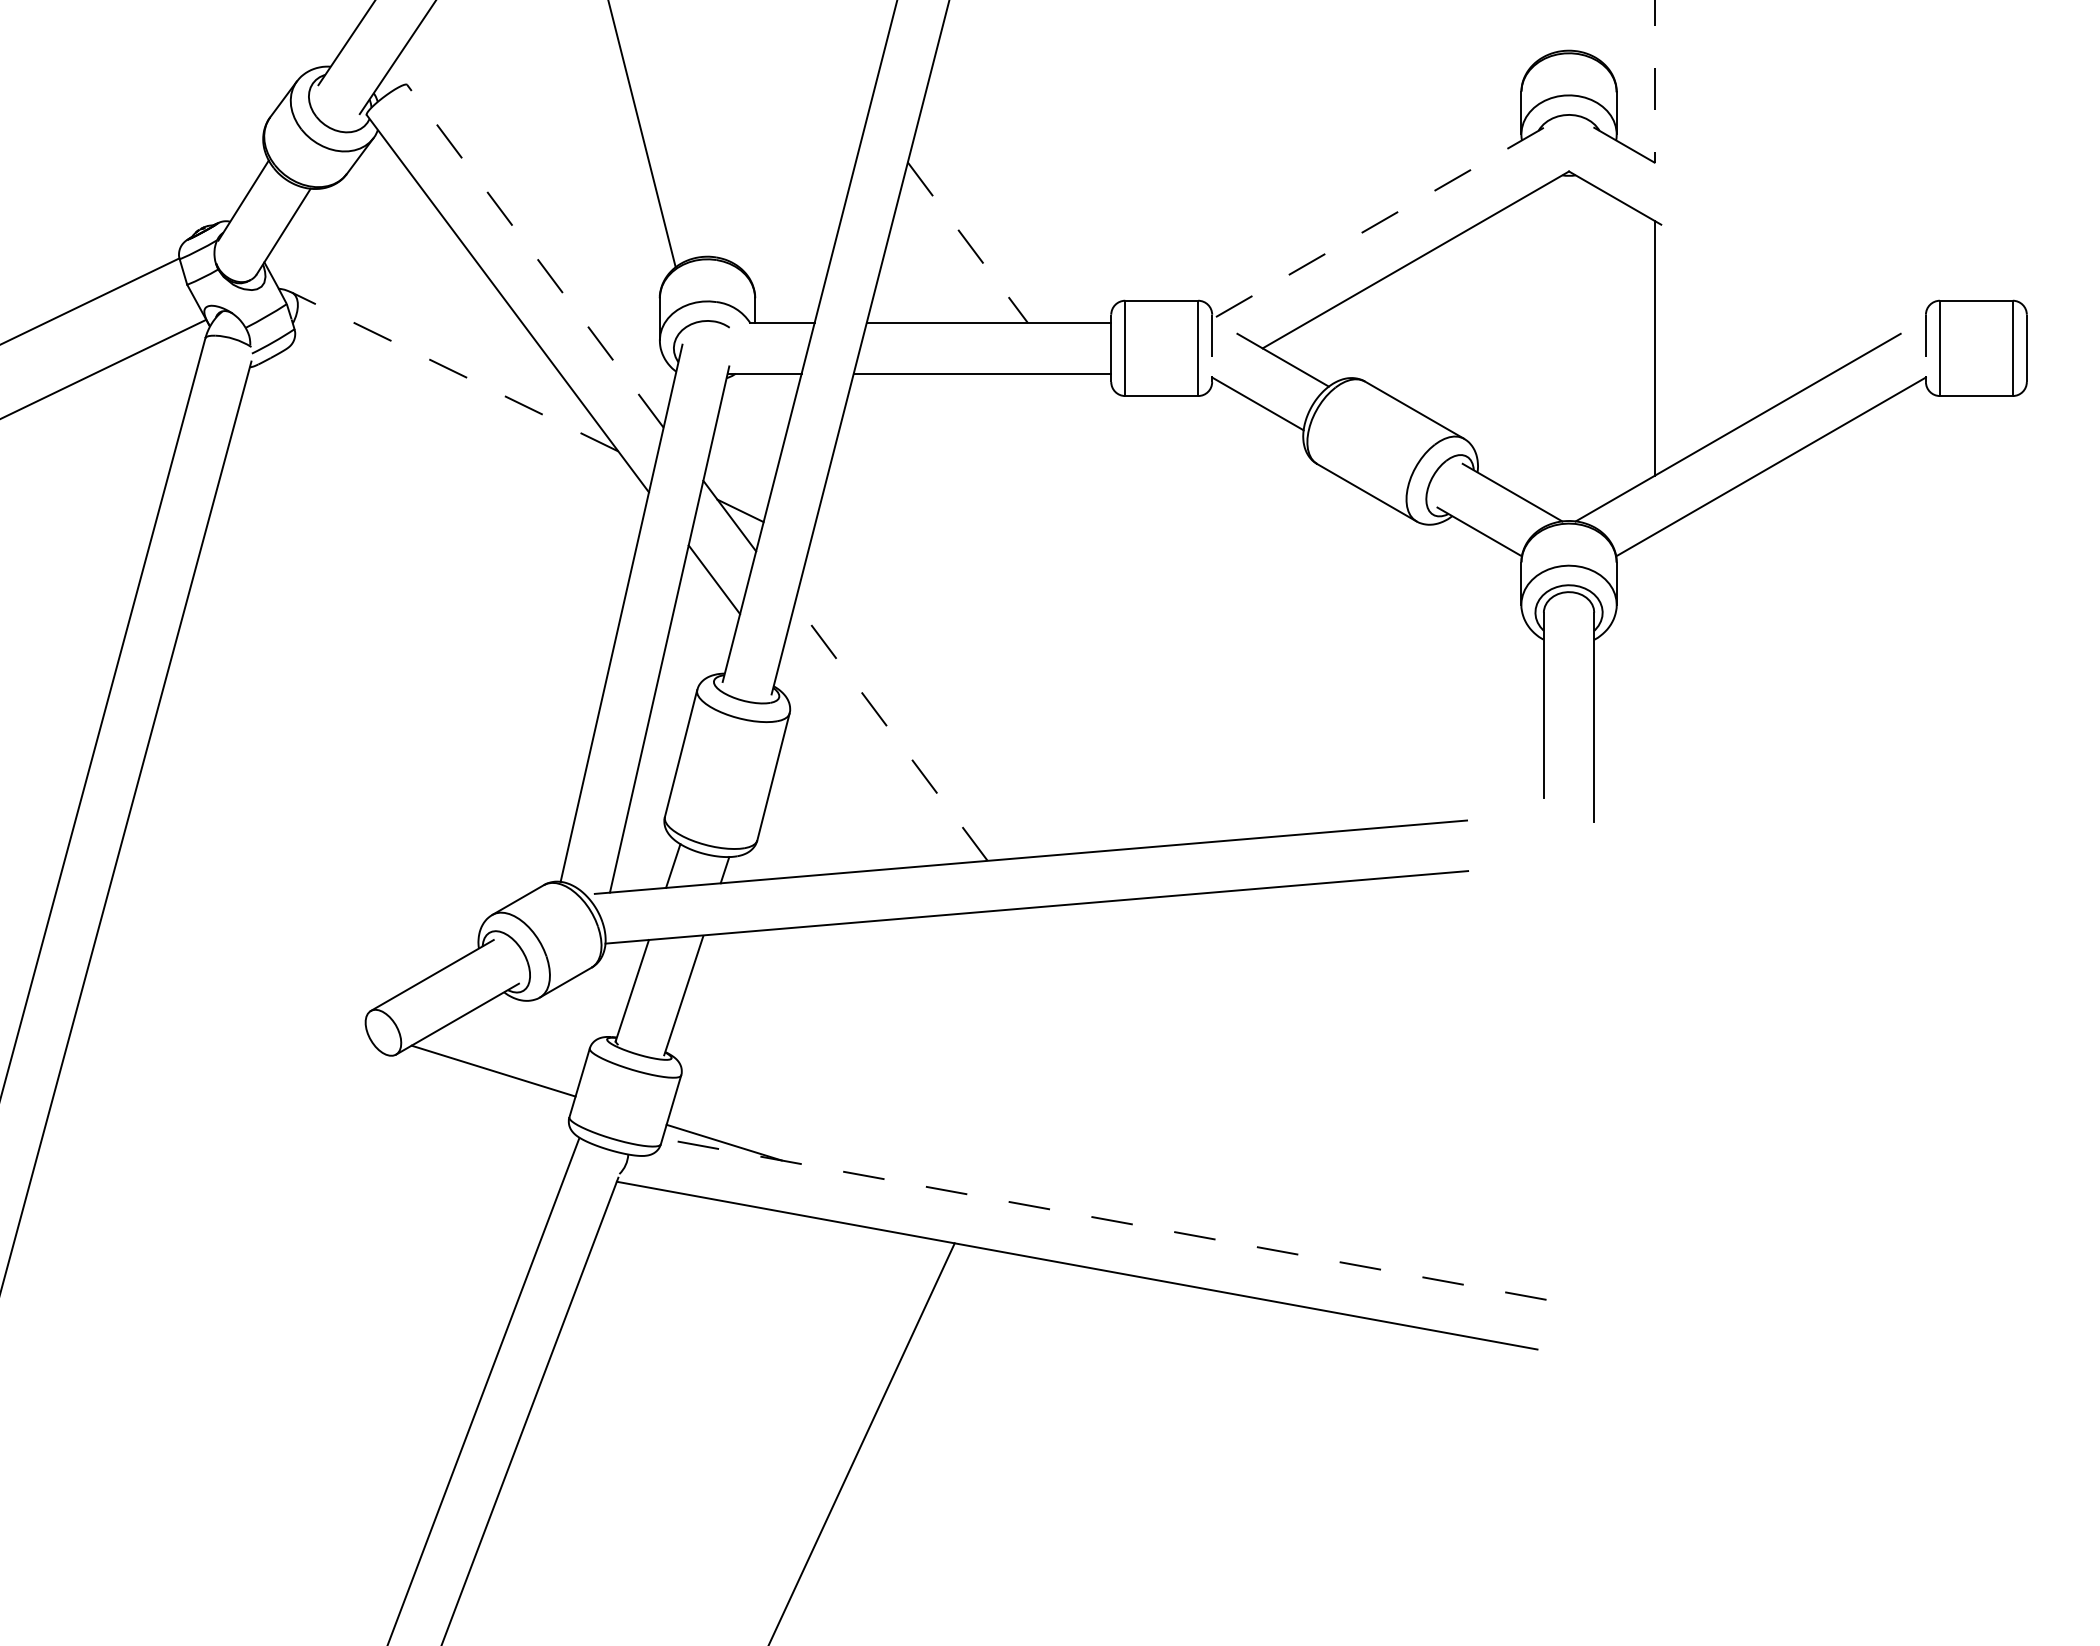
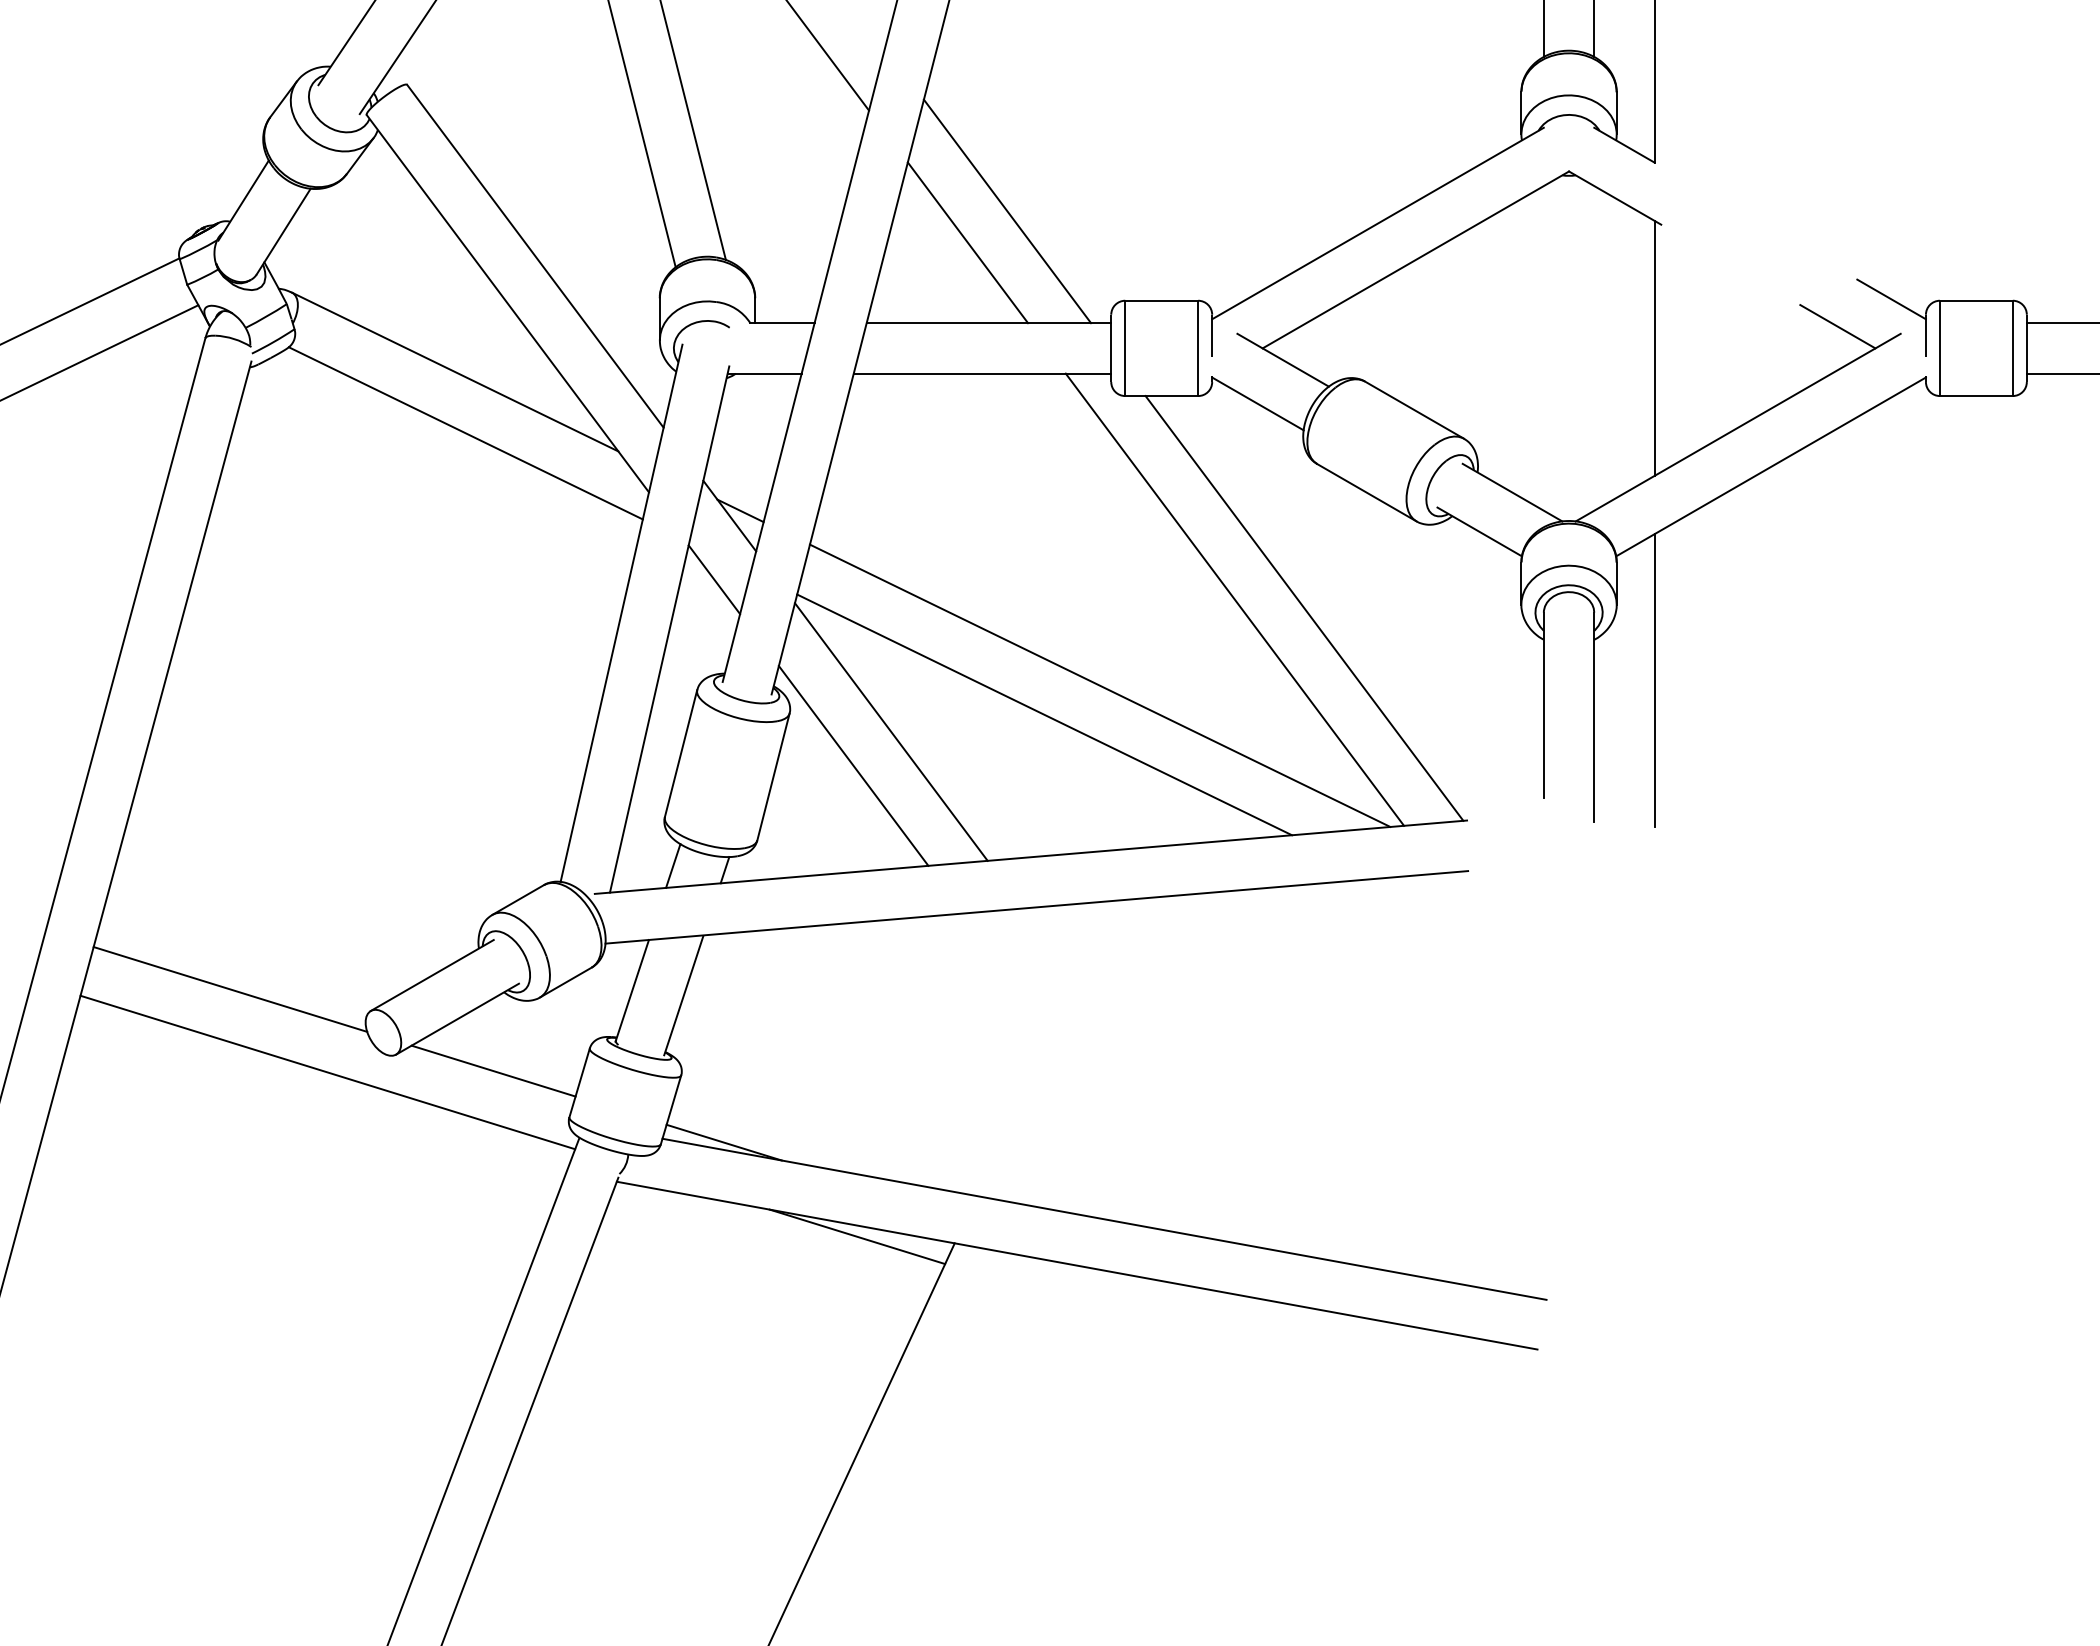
line: none -> present (1543, 29)
line: none -> present (1594, 29)
line: none -> present (828, 56)
line: dashed -> solid (1654, 82)
line: none -> present (692, 131)
line: none -> present (1007, 211)
line: dashed -> solid (1377, 223)
line: dashed -> solid (968, 243)
line: dashed -> solid (535, 255)
line: none -> present (1891, 299)
line: none -> present (2061, 323)
line: none -> present (1837, 326)
line position: (103, 369) -> (100, 352) (100, 352)
line: dashed -> solid (454, 371)
line: none -> present (2061, 373)
line: none -> present (465, 433)
line: none -> present (1234, 599)
line: none -> present (1304, 608)
line: none -> present (1654, 680)
line: none -> present (1099, 685)
line: none -> present (1044, 714)
line: dashed -> solid (891, 732)
line: none -> present (853, 765)
line: none -> present (230, 989)
line: none -> present (327, 1072)
line: dashed -> solid (1104, 1219)
line: none -> present (857, 1236)
